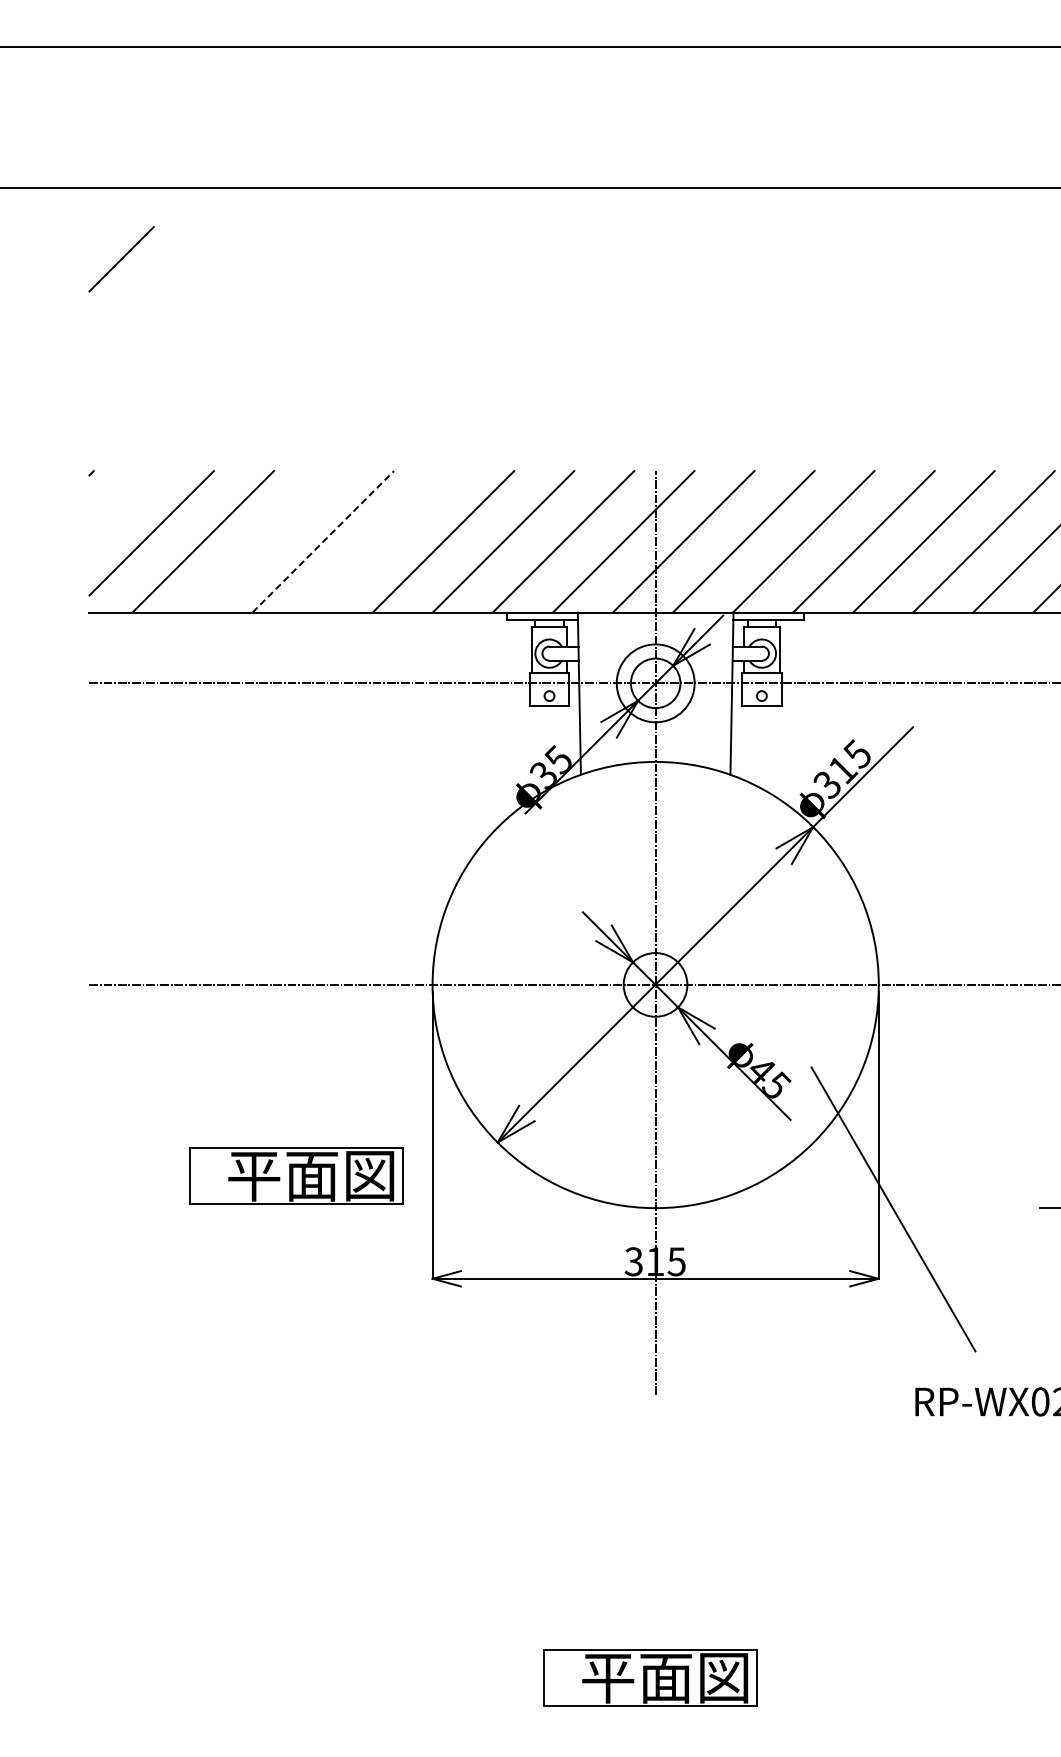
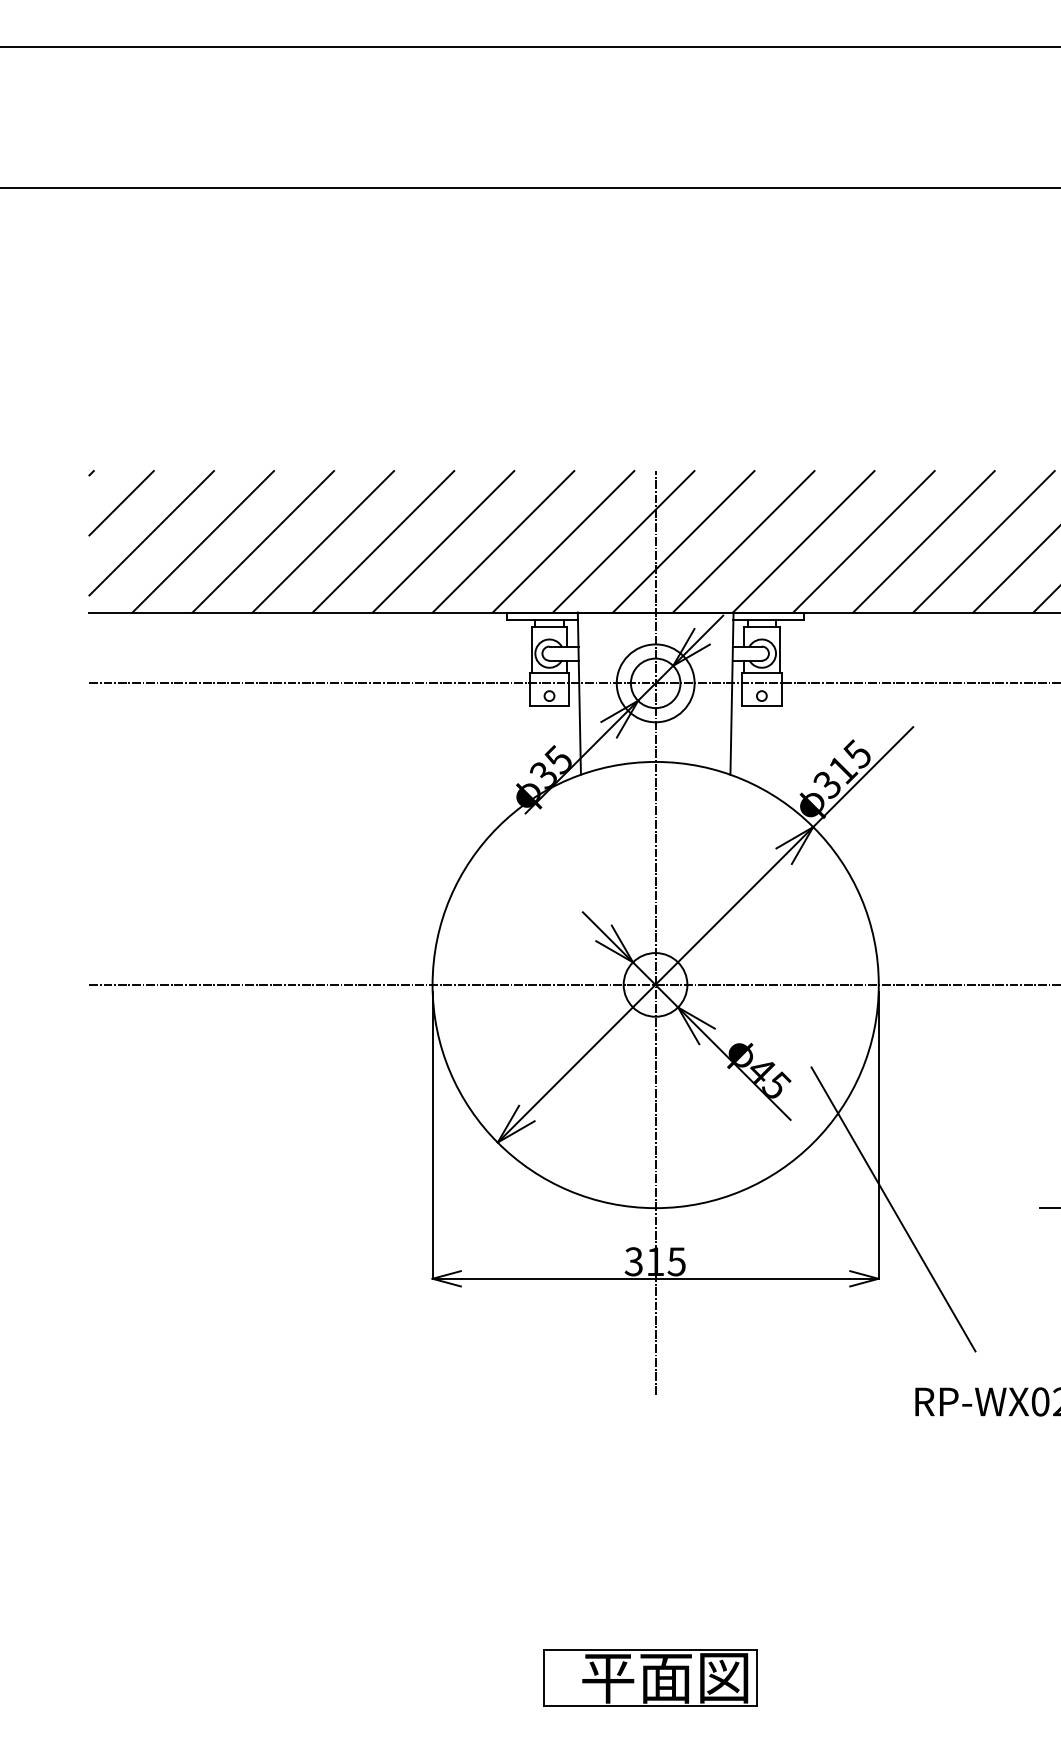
line position: (121, 259) -> (121, 503) (121, 503)
line: none -> present (263, 541)
line: dashed -> solid (323, 541)
line: none -> present (383, 541)
part: present -> none (296, 1175)
